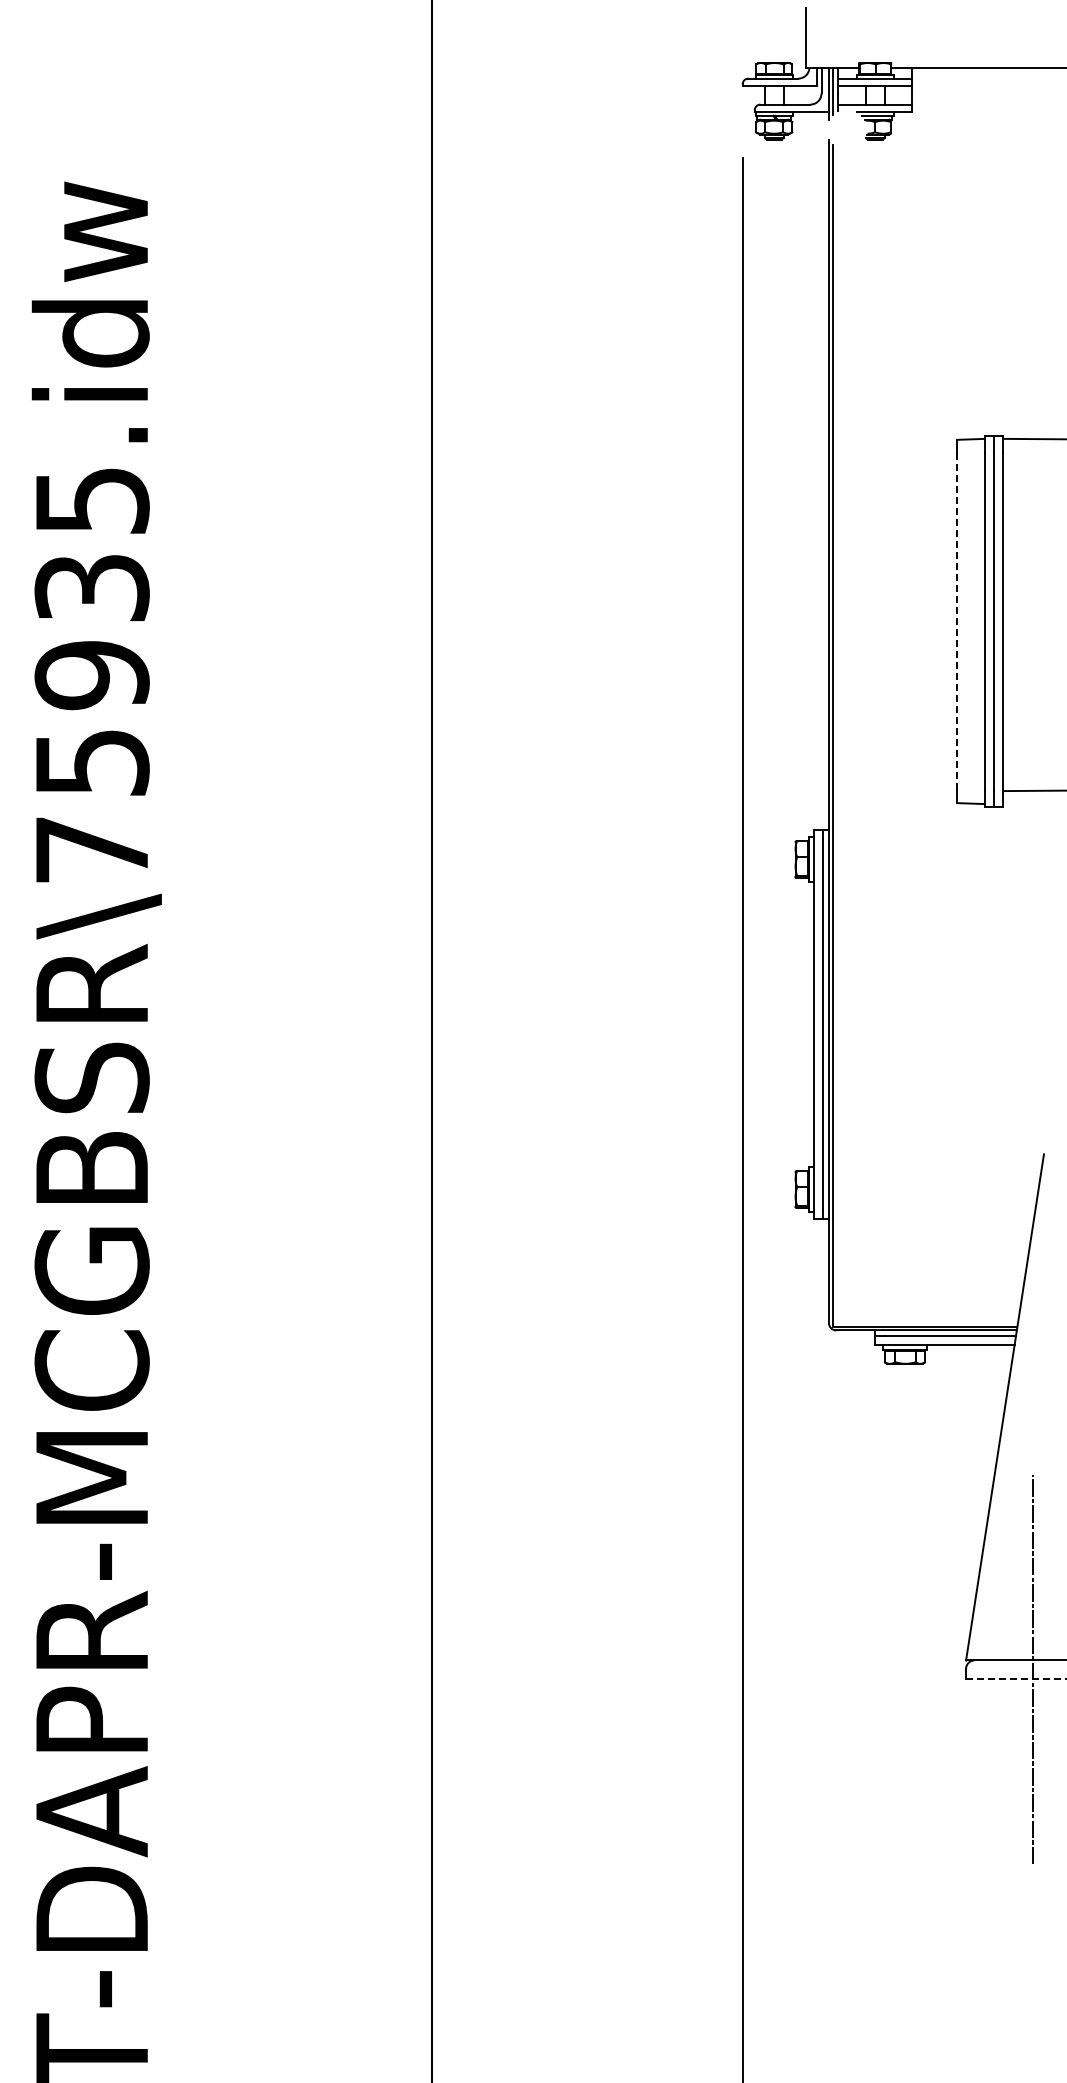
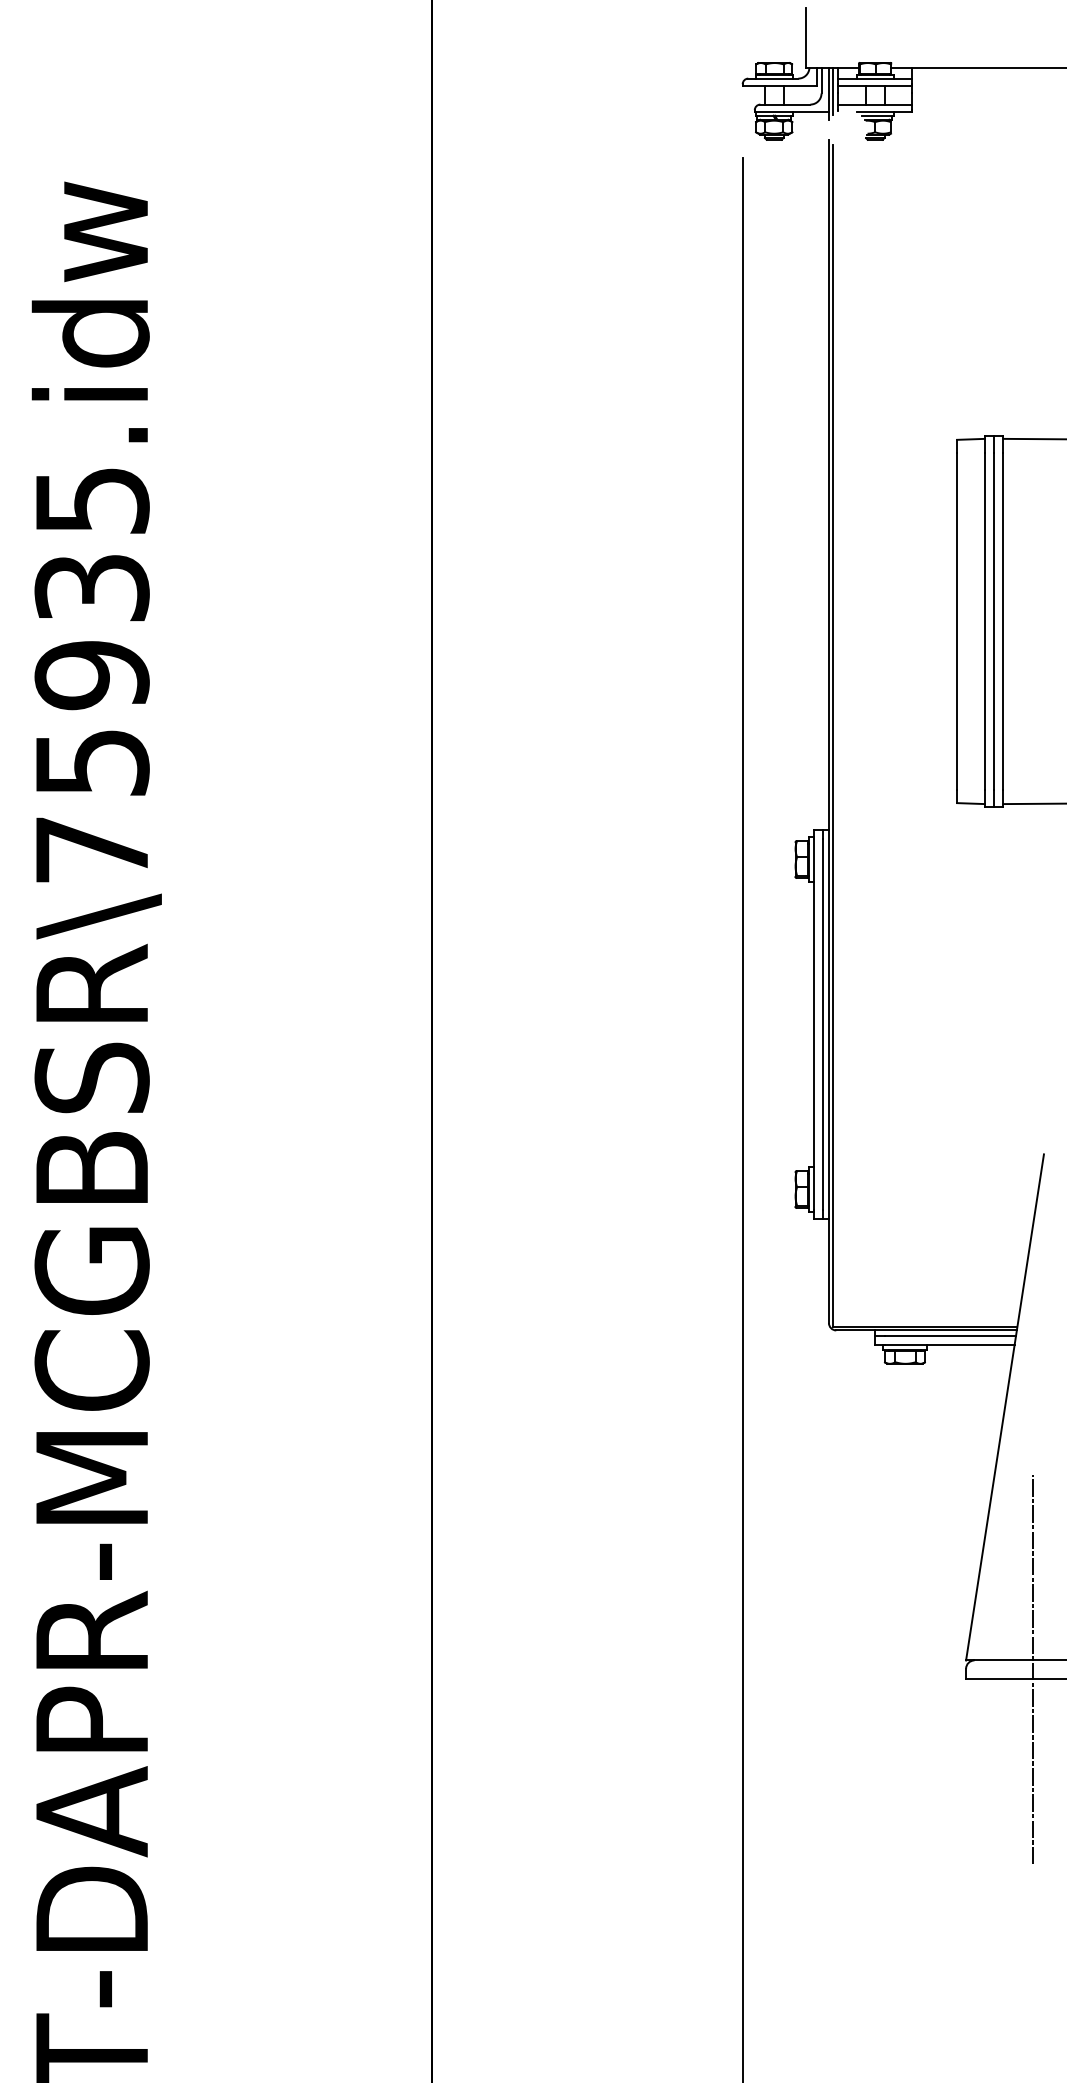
line: dashed -> solid (957, 620)
line position: (1033, 790) -> (1033, 803) (1033, 803)
line: dashed -> solid (1015, 1678)
